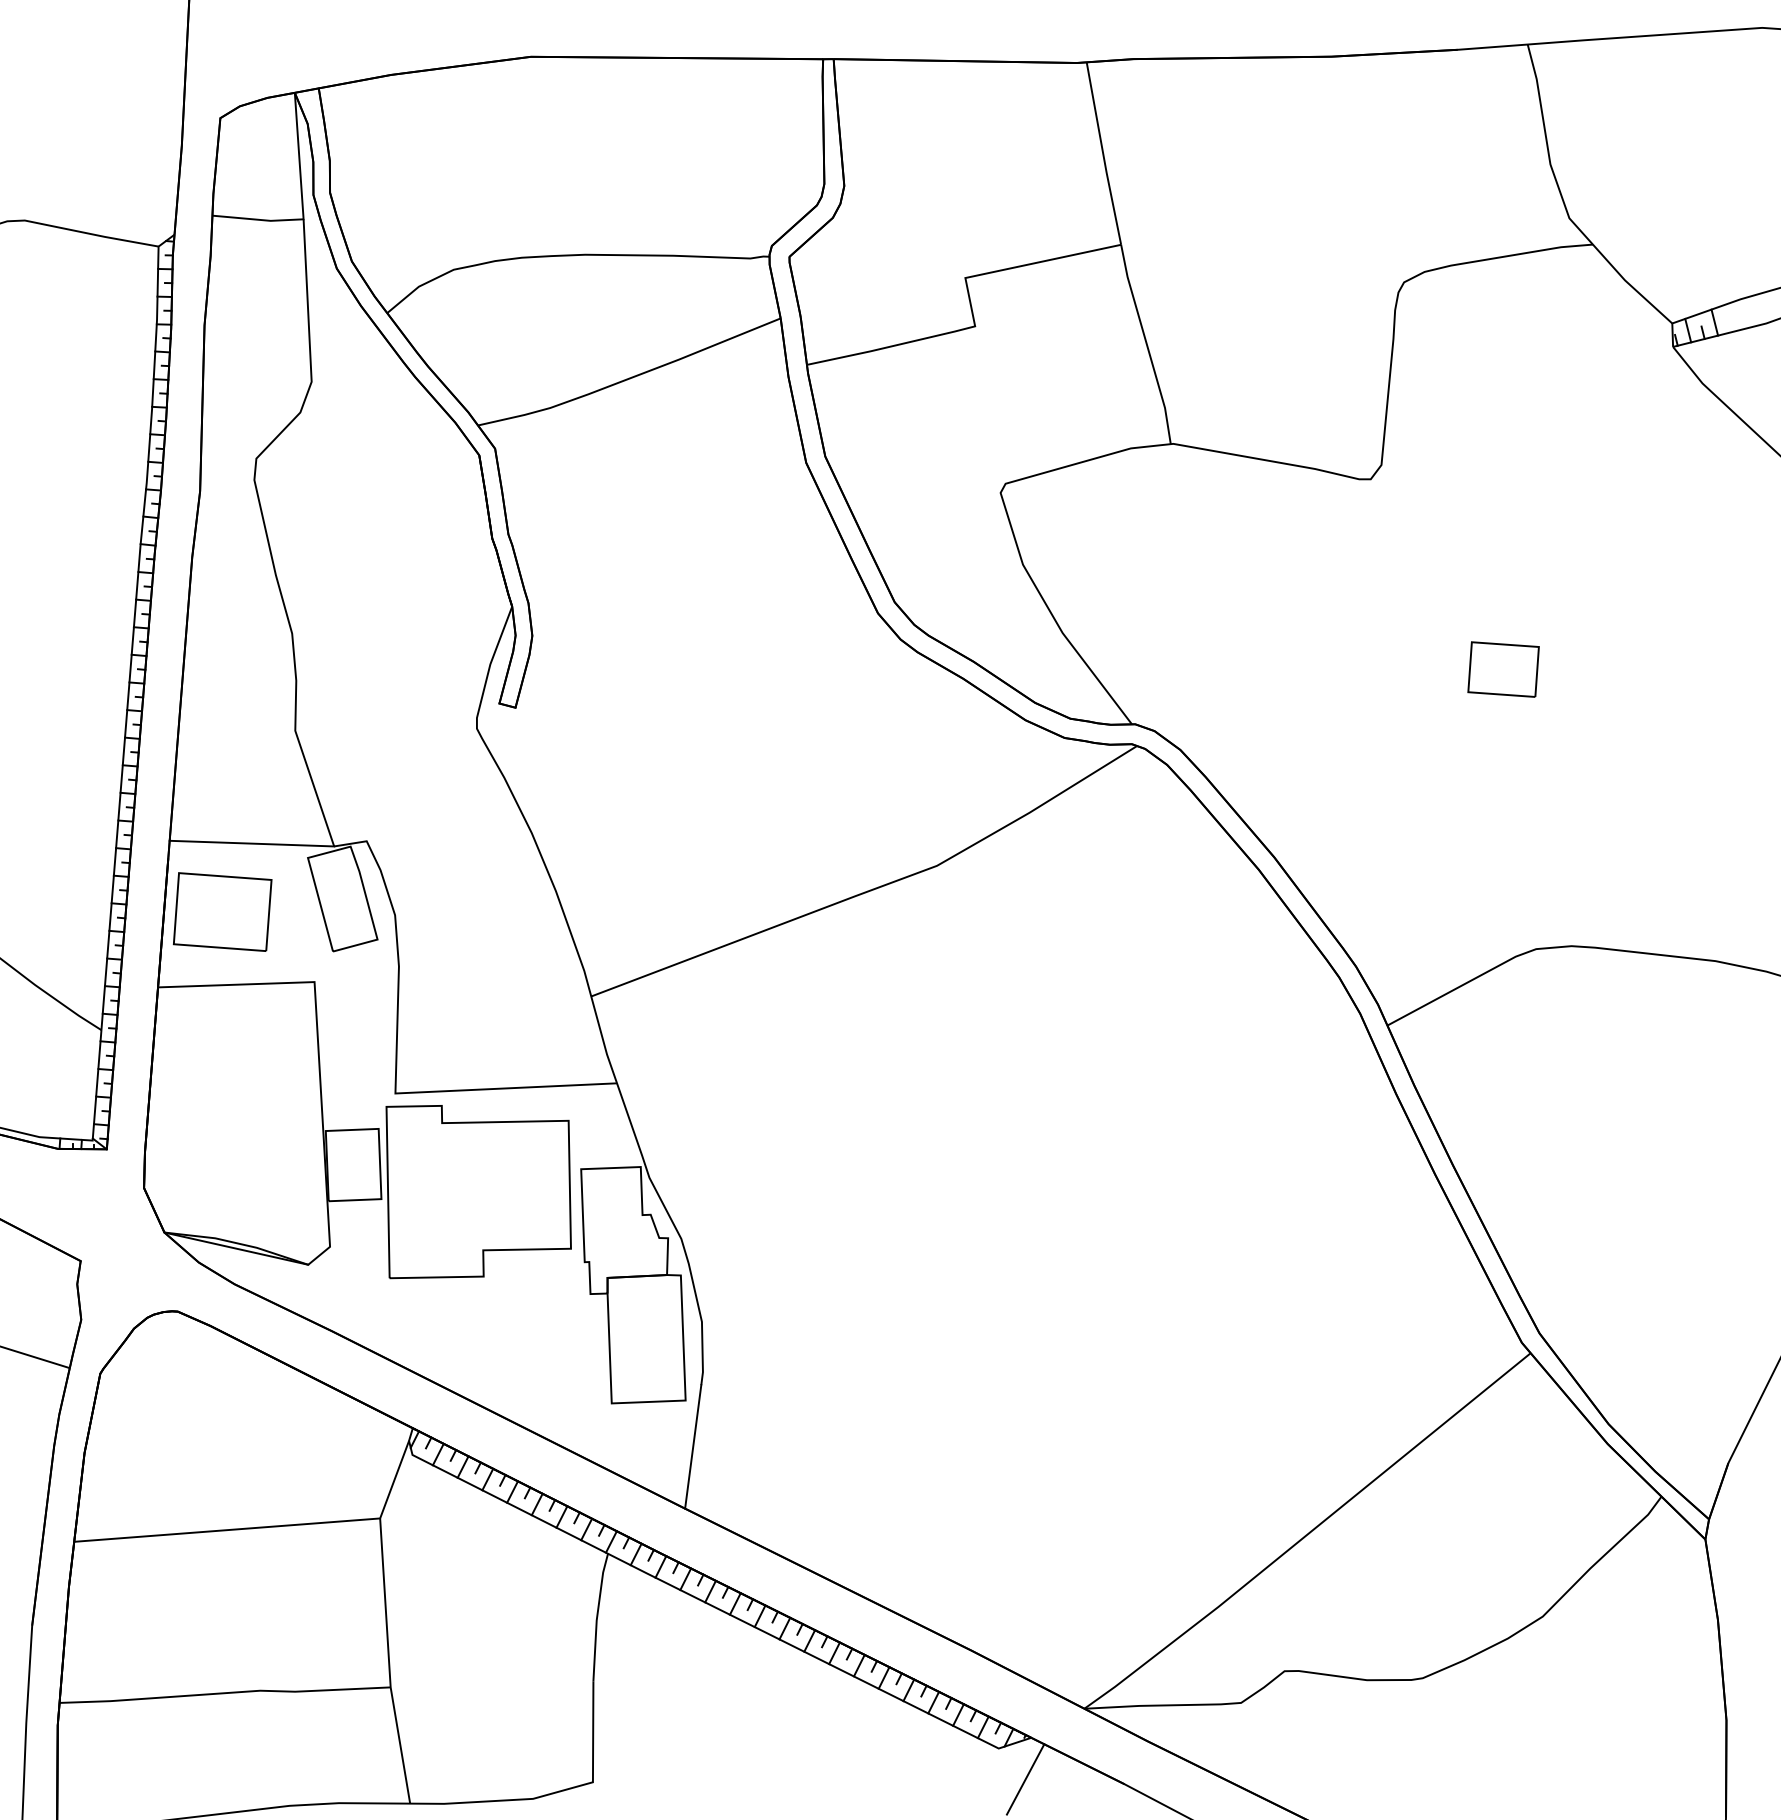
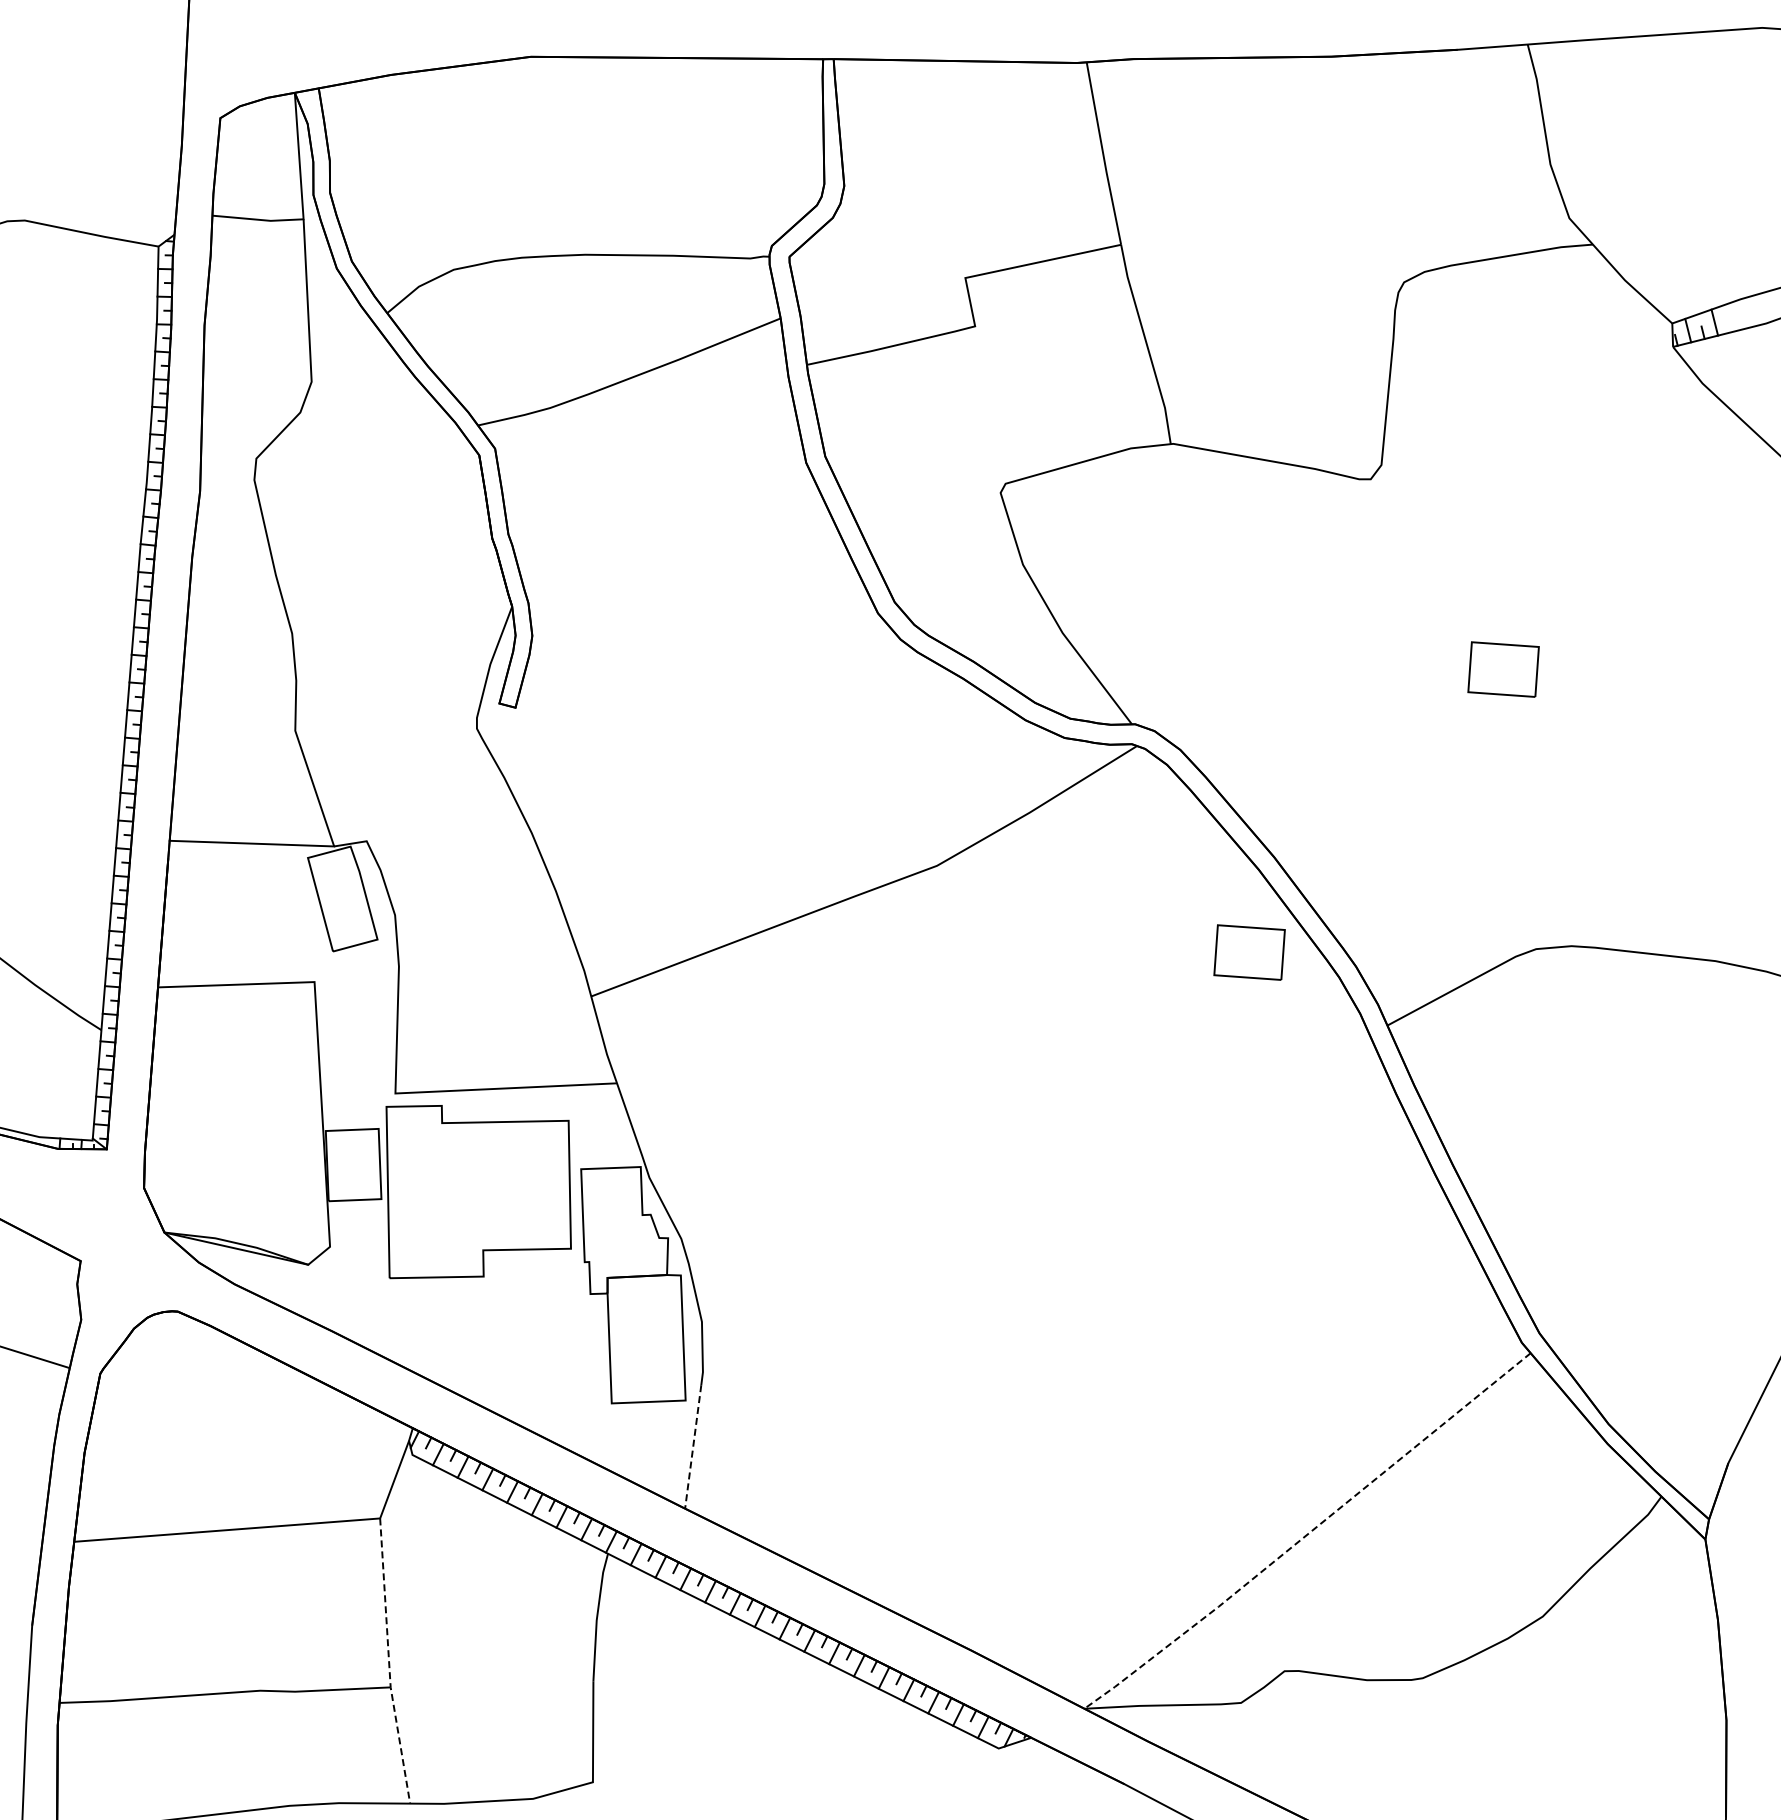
part: present -> none (222, 911)
part: none -> present (1249, 952)
line: solid -> dashed (693, 1447)
line: solid -> dashed (1308, 1533)
line: solid -> dashed (389, 1662)
line: present -> none (1025, 1779)
